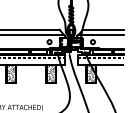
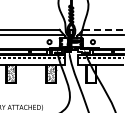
line: solid -> dashed (103, 29)
hatch: present -> none (90, 73)
